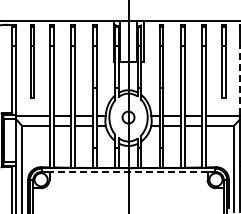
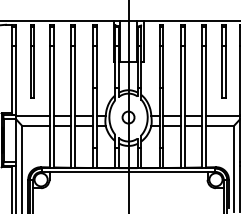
line: dashed -> solid (240, 79)
line: dashed -> solid (128, 172)
